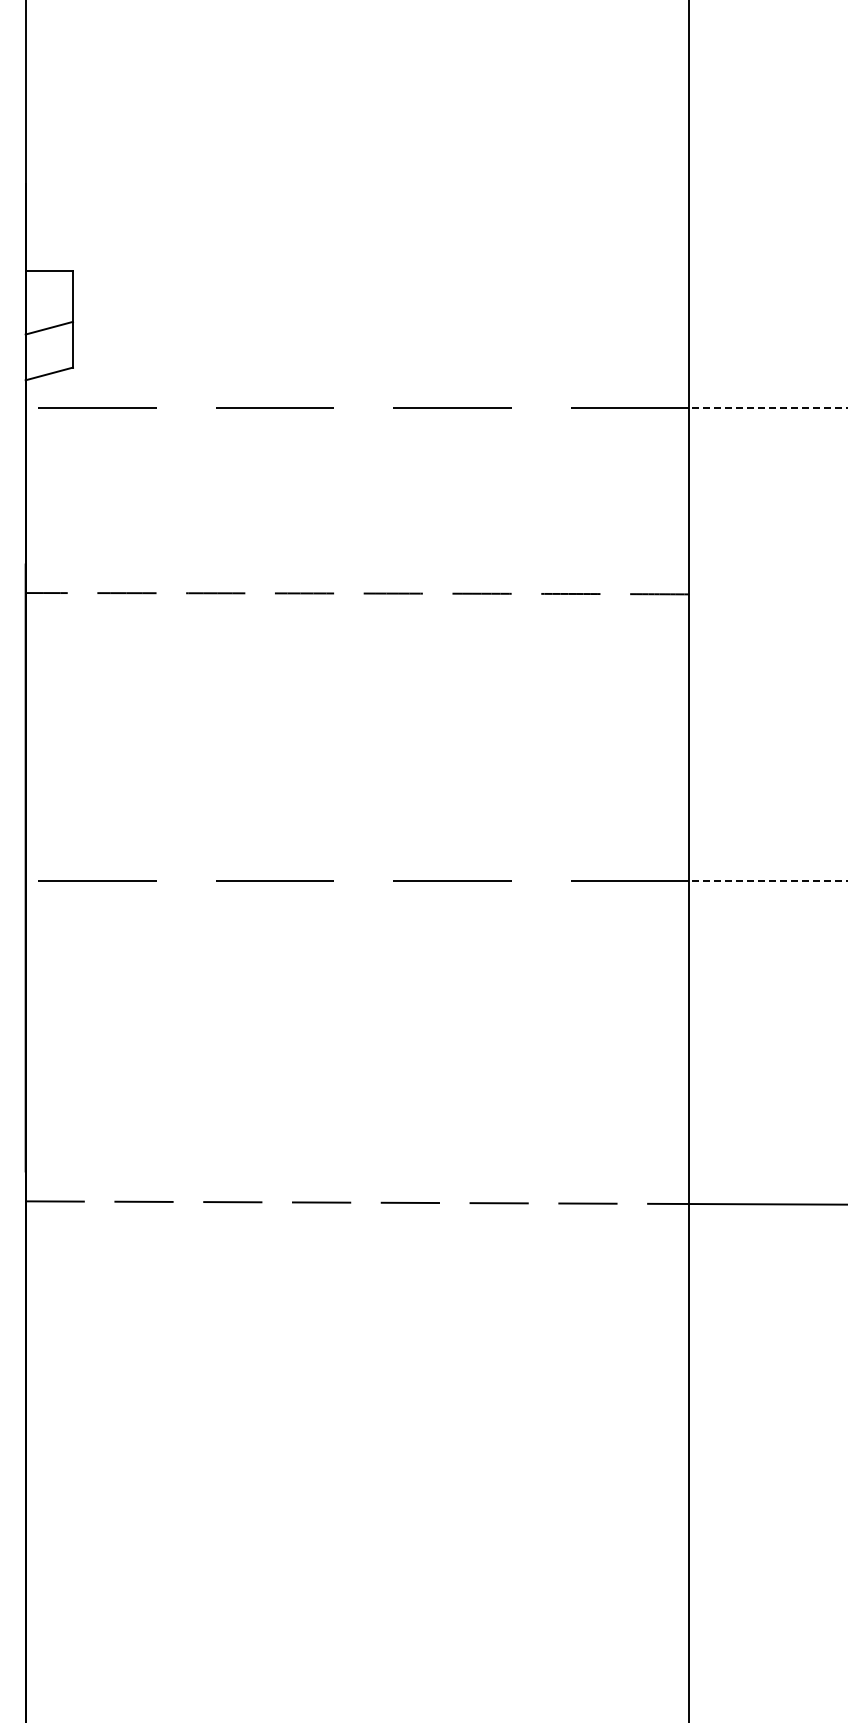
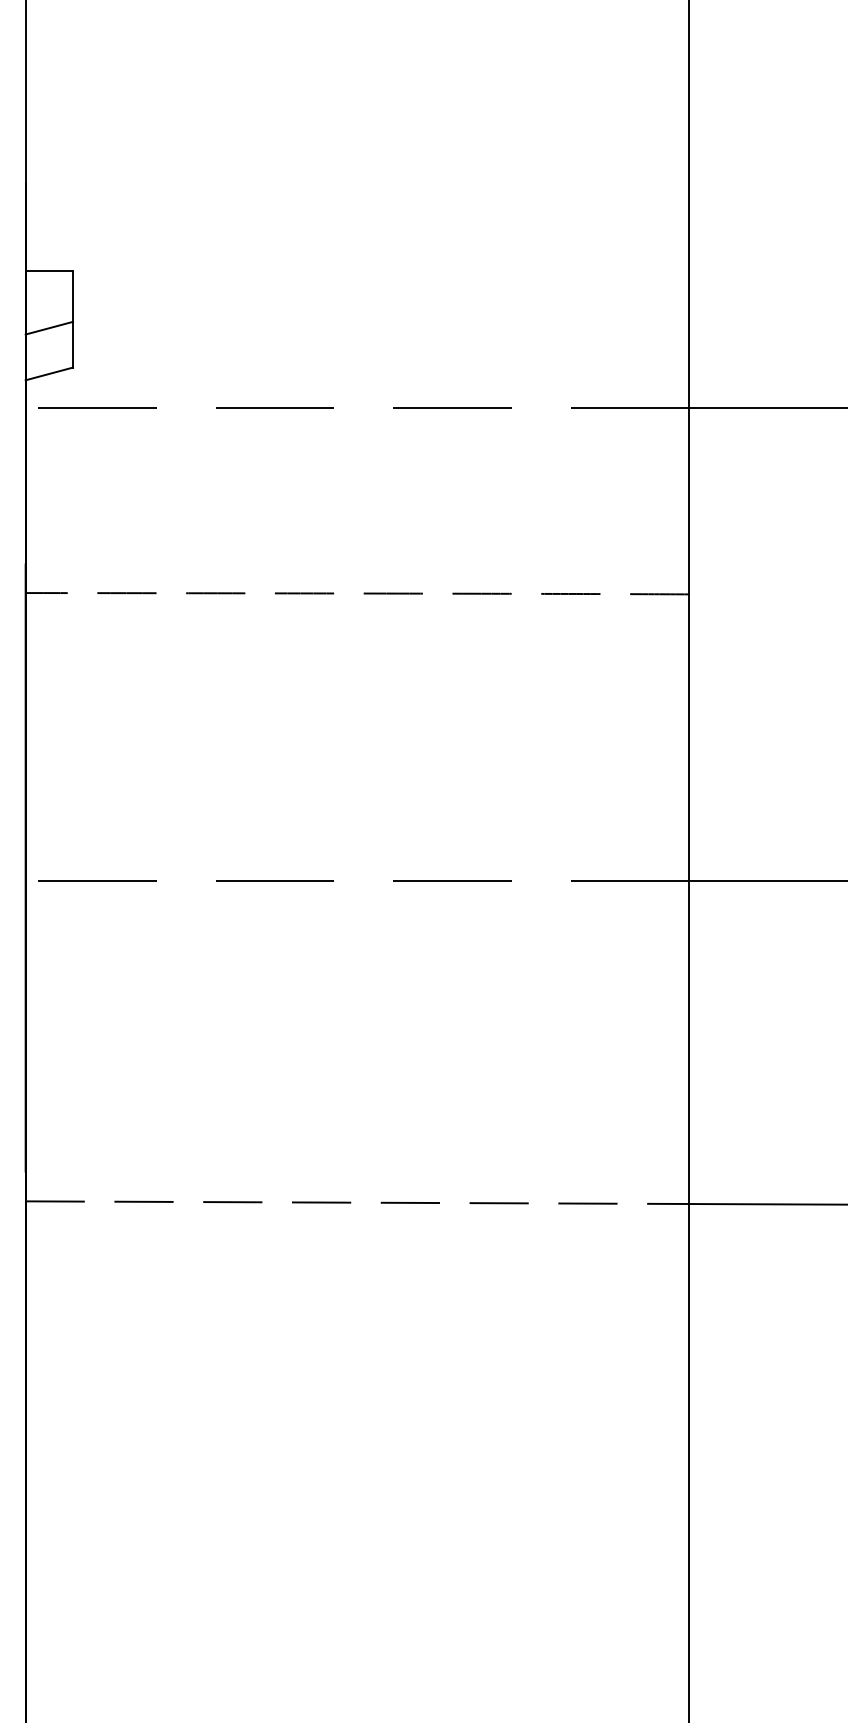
line: dashed -> solid (768, 407)
line: dashed -> solid (768, 881)
